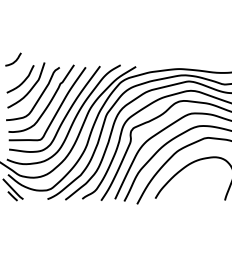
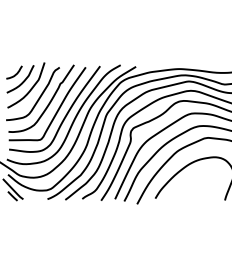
curve position: (14, 60) -> (15, 73) (15, 73)
